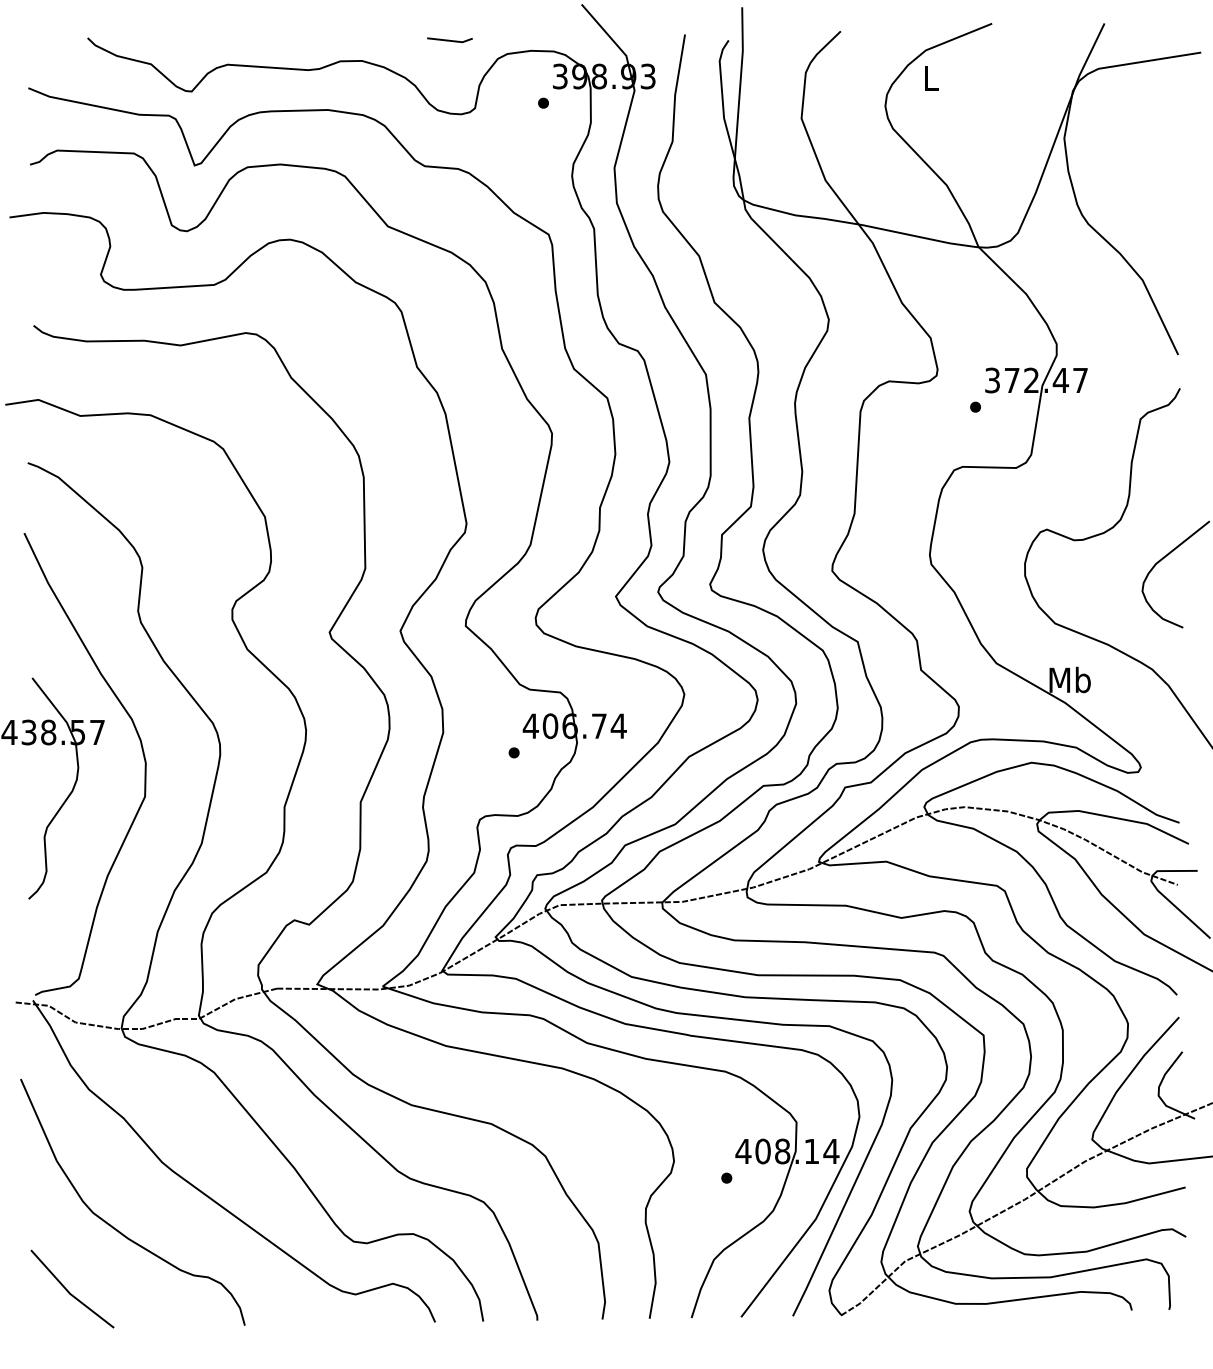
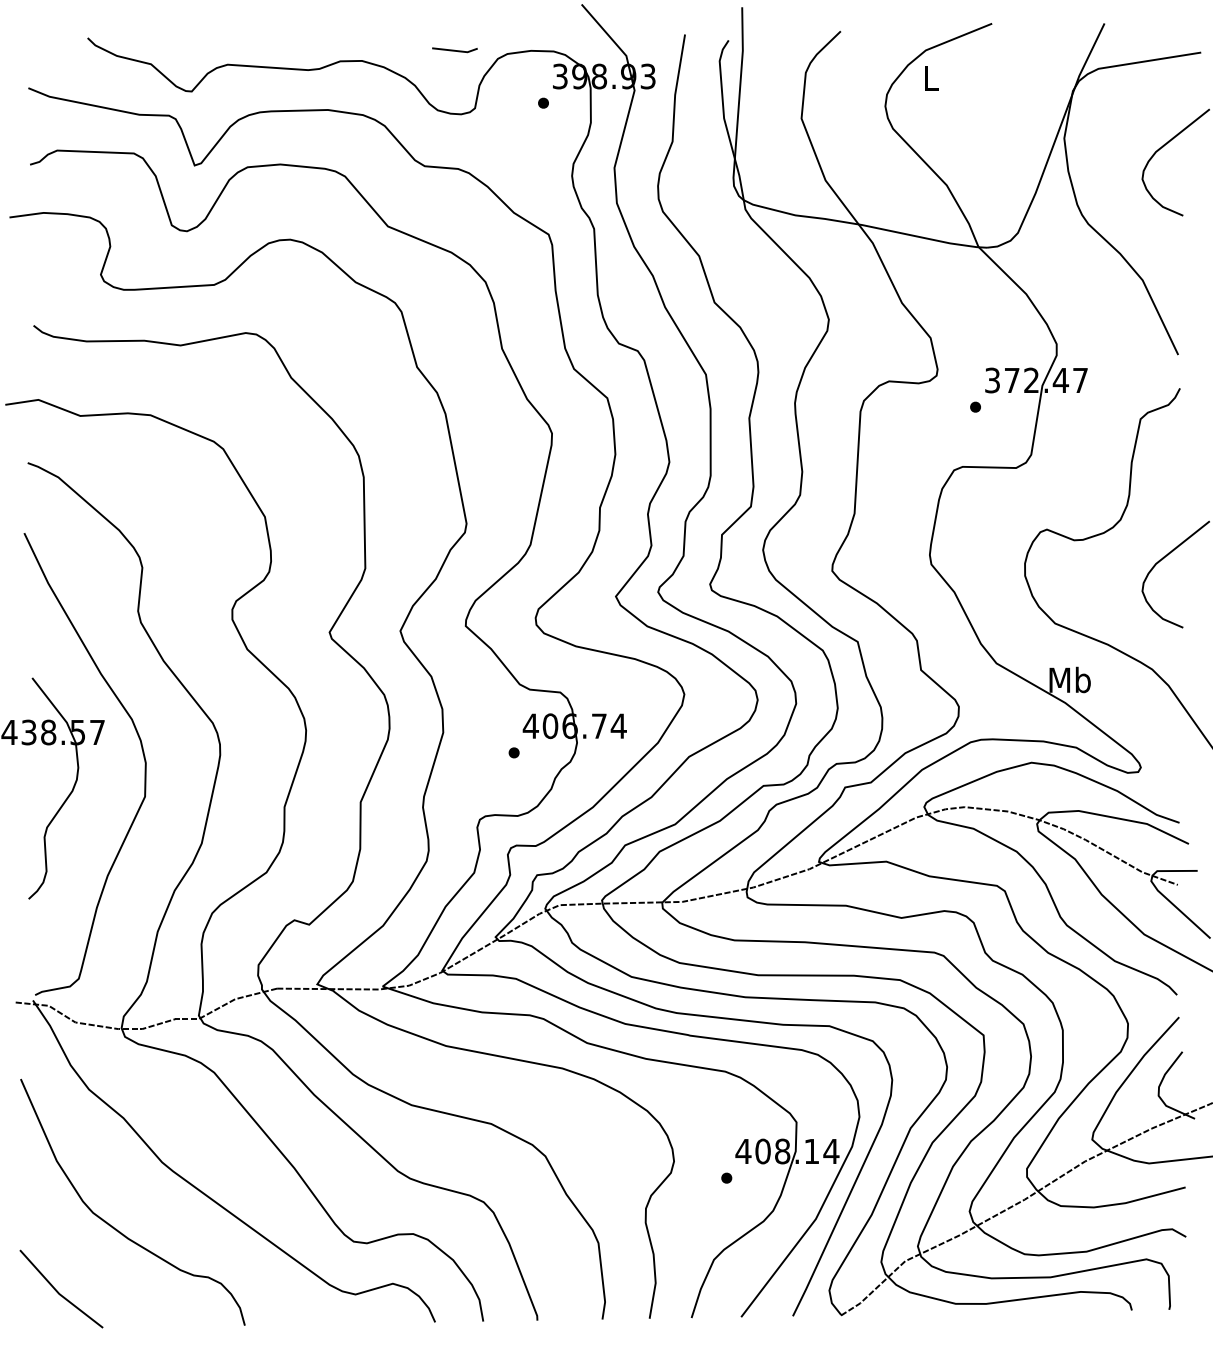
line position: (449, 40) -> (454, 50) (454, 50)
curve: none -> present (1163, 147)
line position: (69, 1291) -> (58, 1291) (58, 1291)
